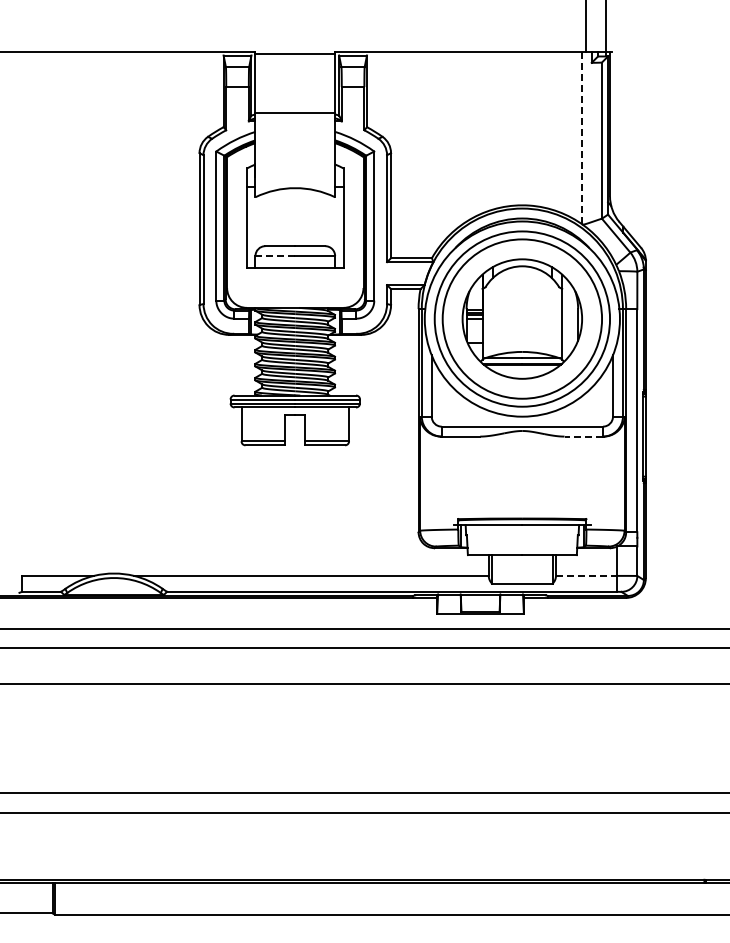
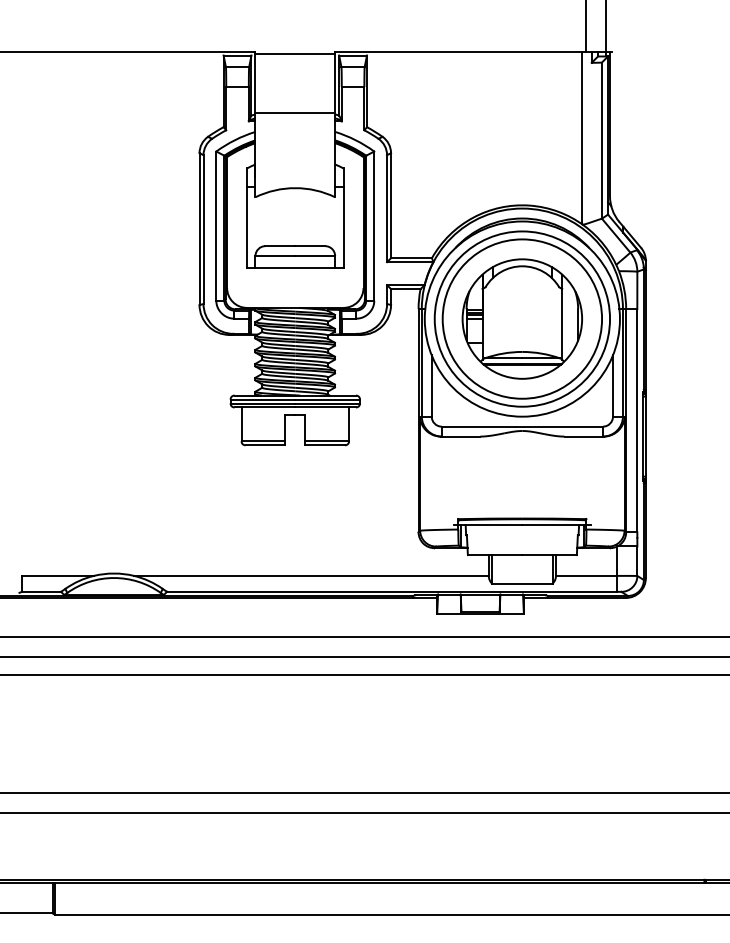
line: dashed -> solid (582, 137)
line: dashed -> solid (275, 256)
line: dashed -> solid (583, 436)
line: dashed -> solid (586, 575)
line position: (364, 629) -> (364, 637) (364, 637)
line position: (364, 647) -> (364, 656) (364, 656)
line position: (364, 684) -> (364, 675) (364, 675)
